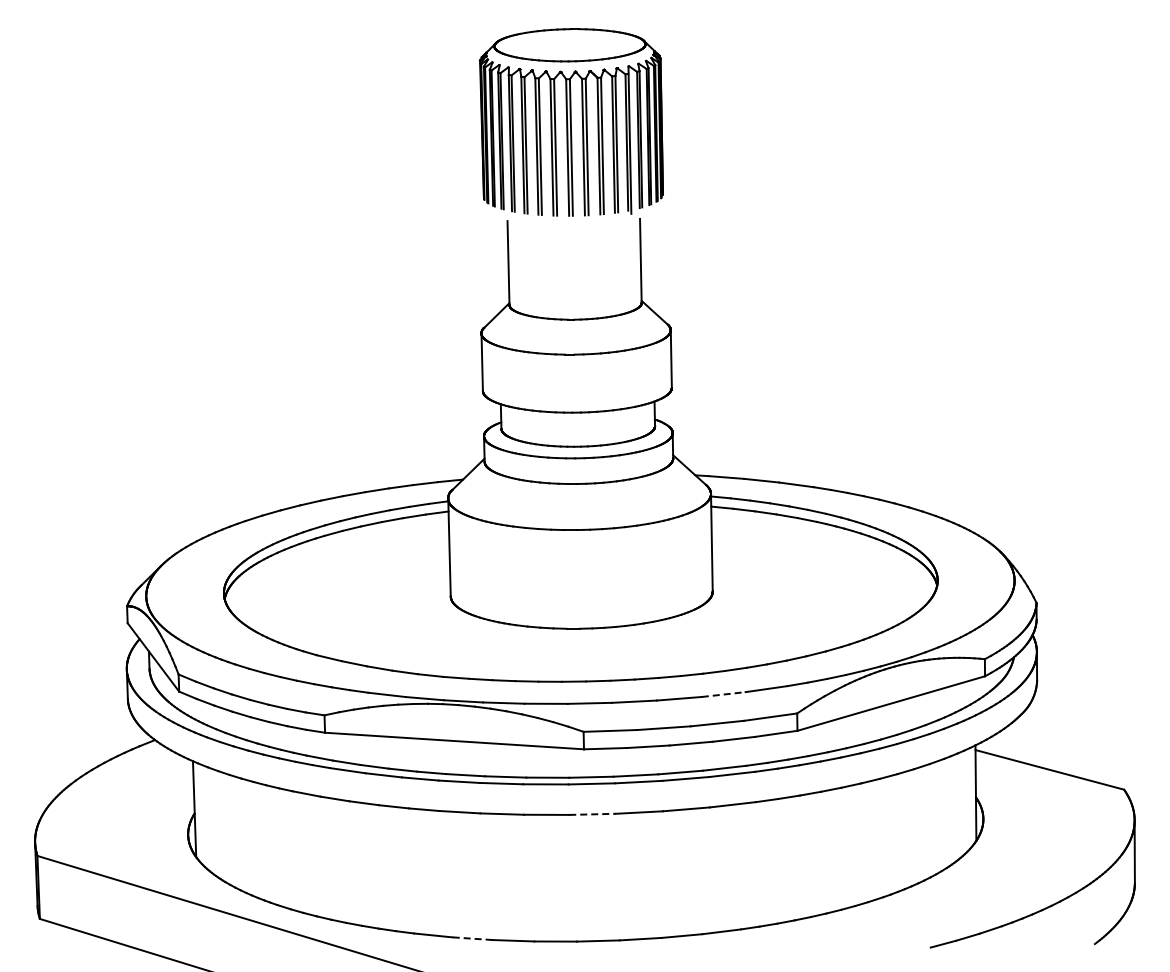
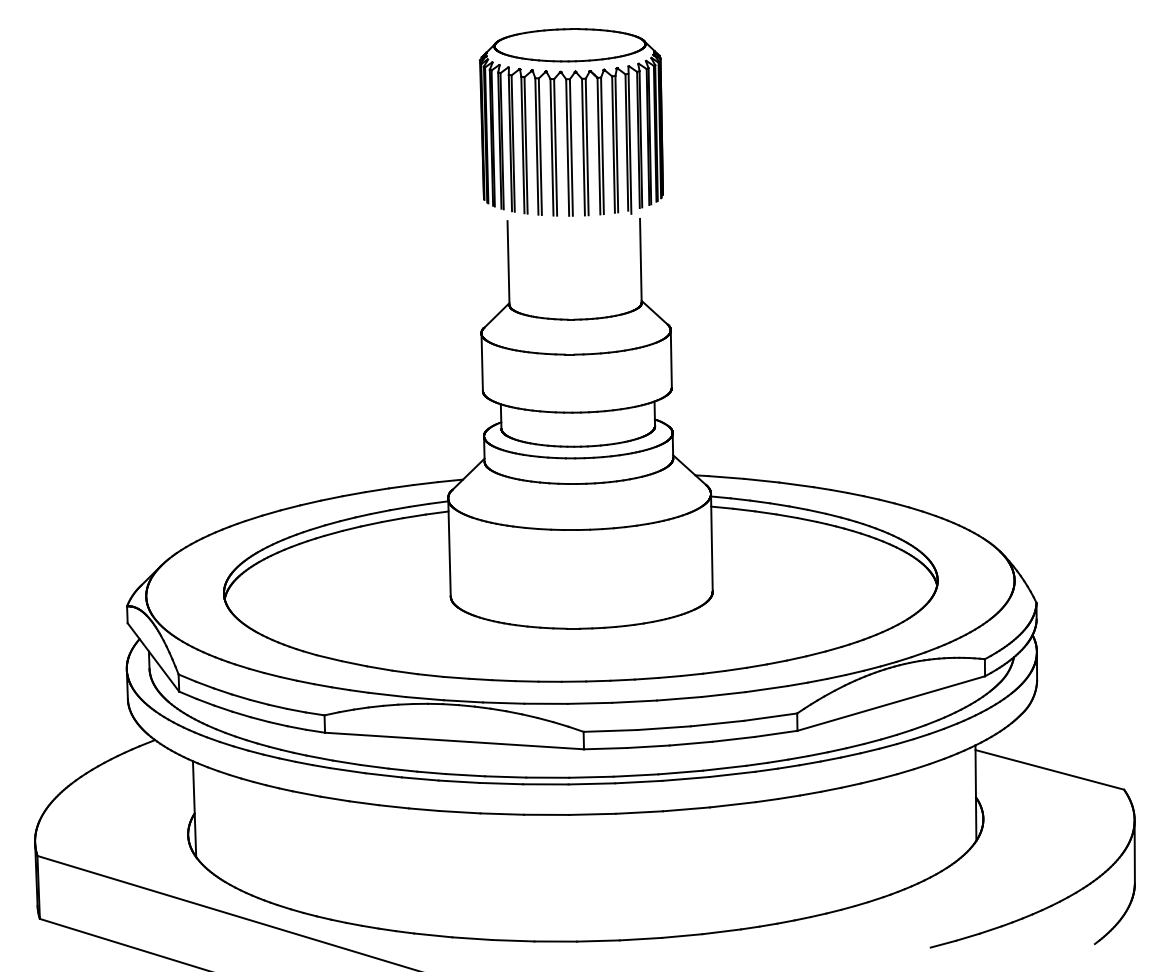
line: dashed -> solid (724, 694)
line: dashed -> solid (593, 814)
line: dashed -> solid (472, 938)
